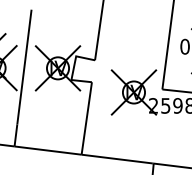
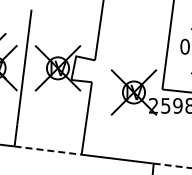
line: solid -> dashed (48, 150)
line: solid -> dashed (172, 165)
